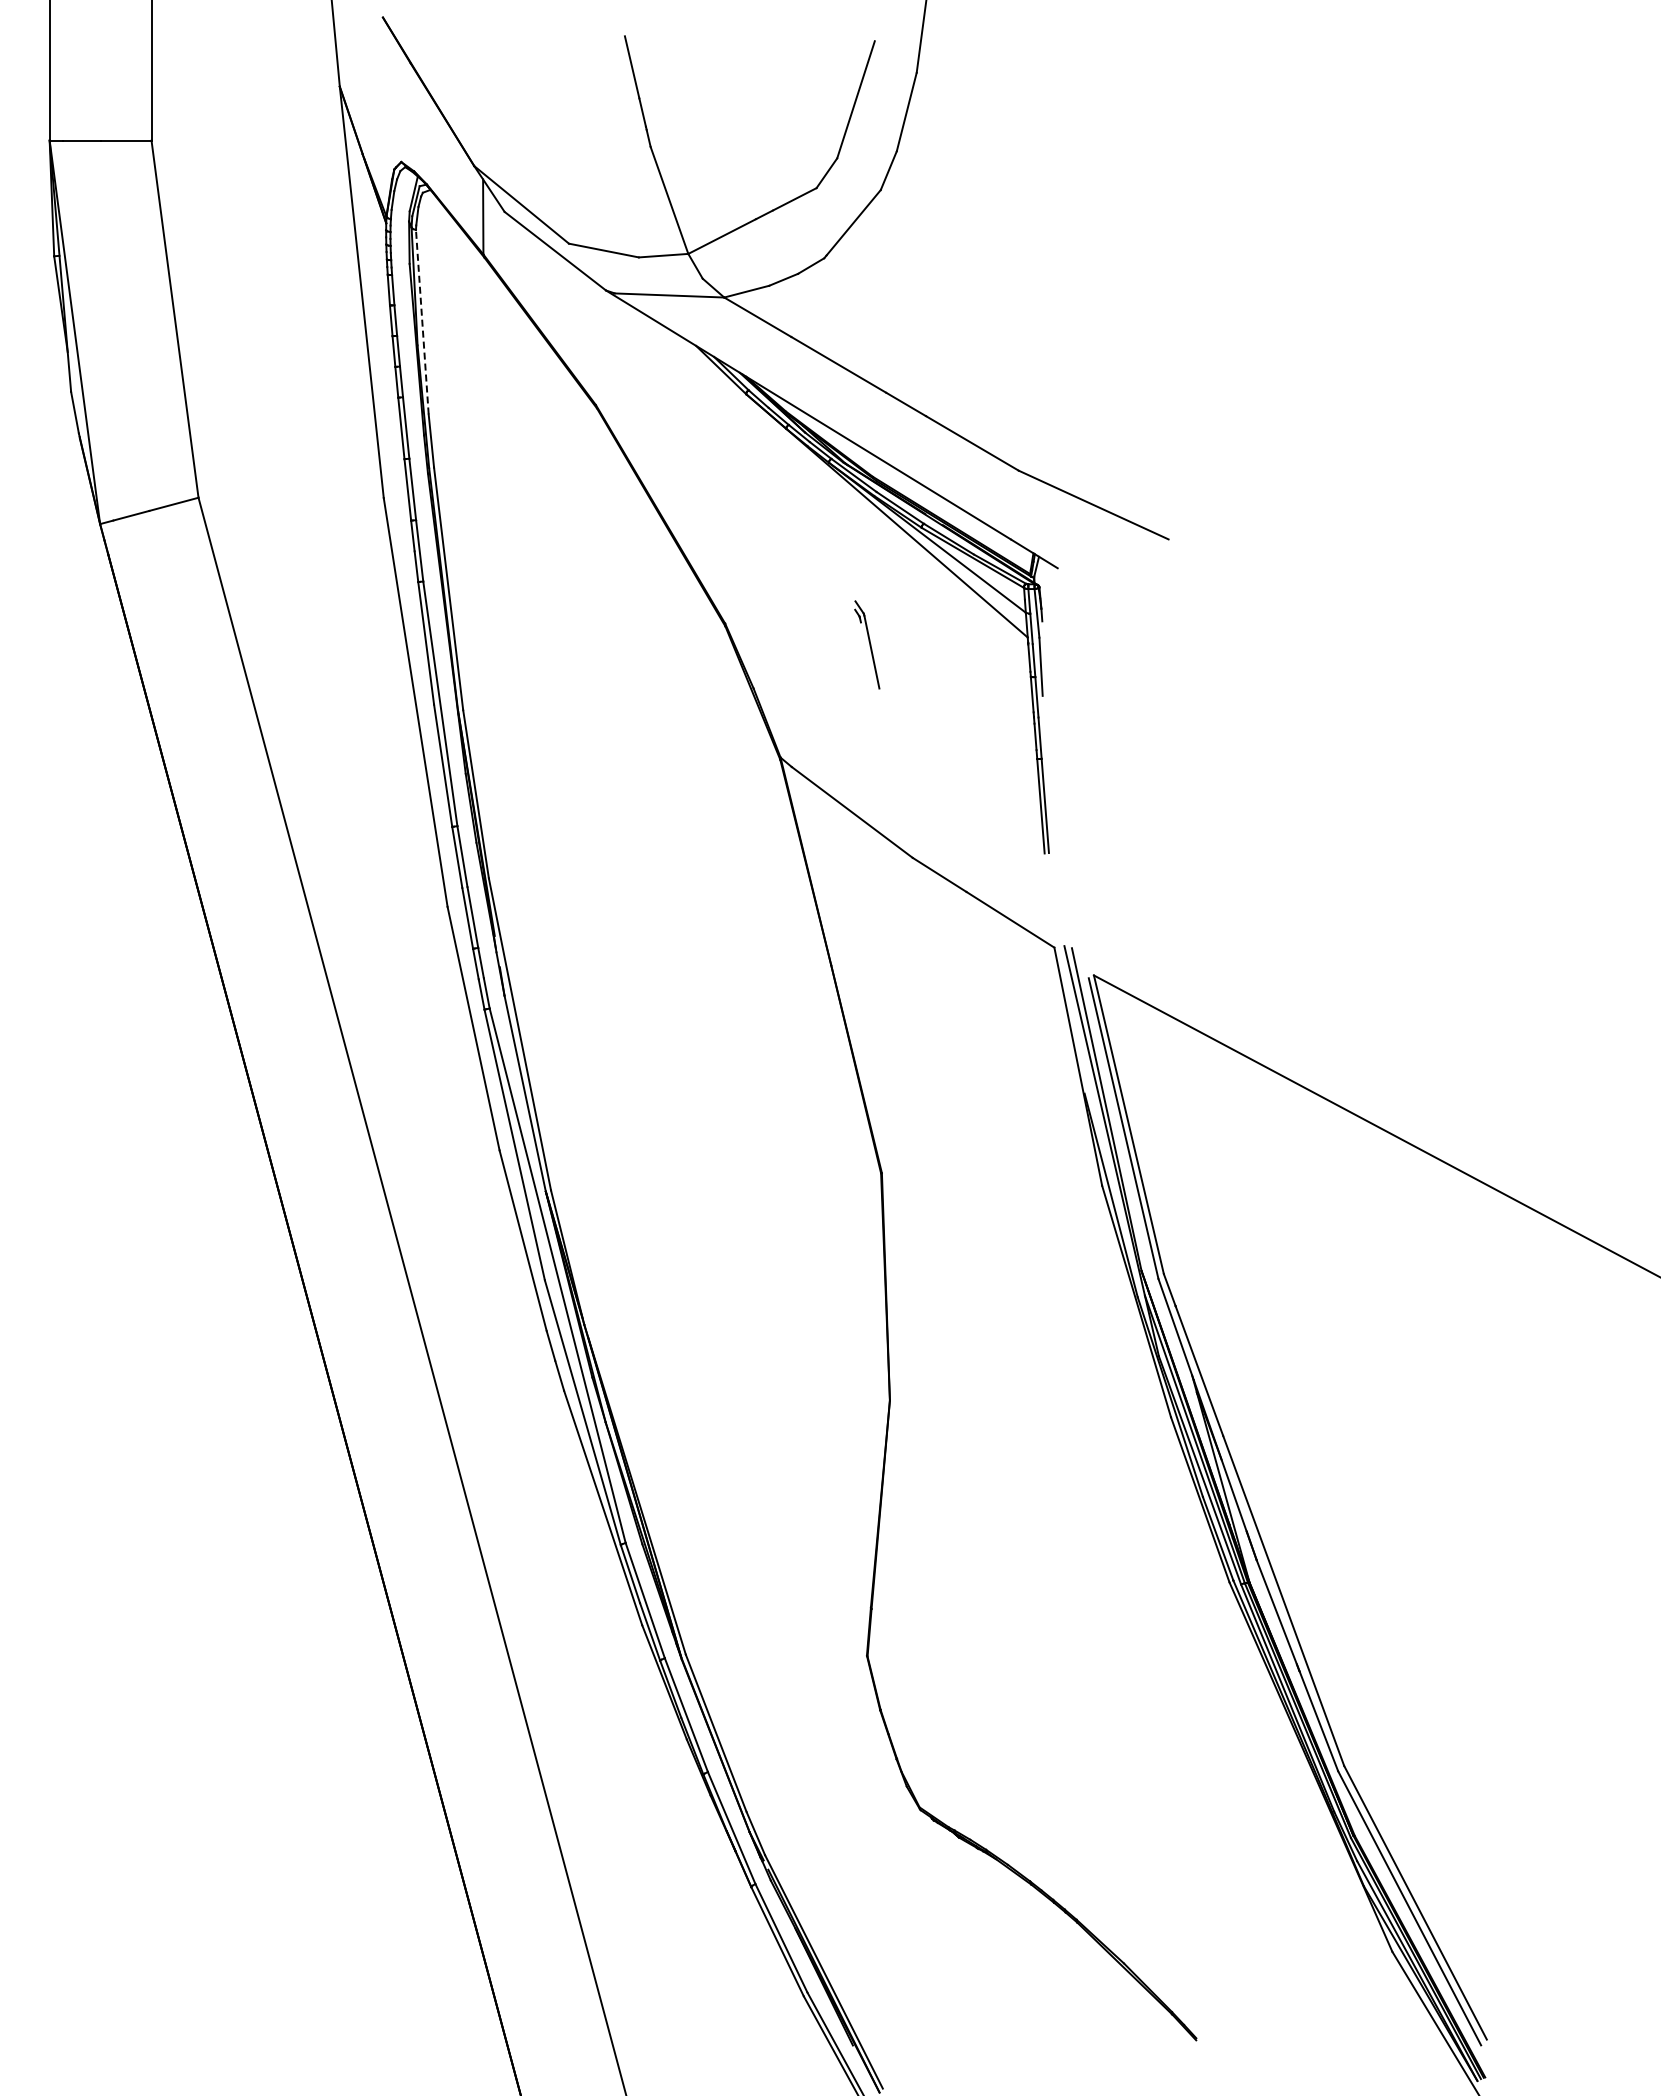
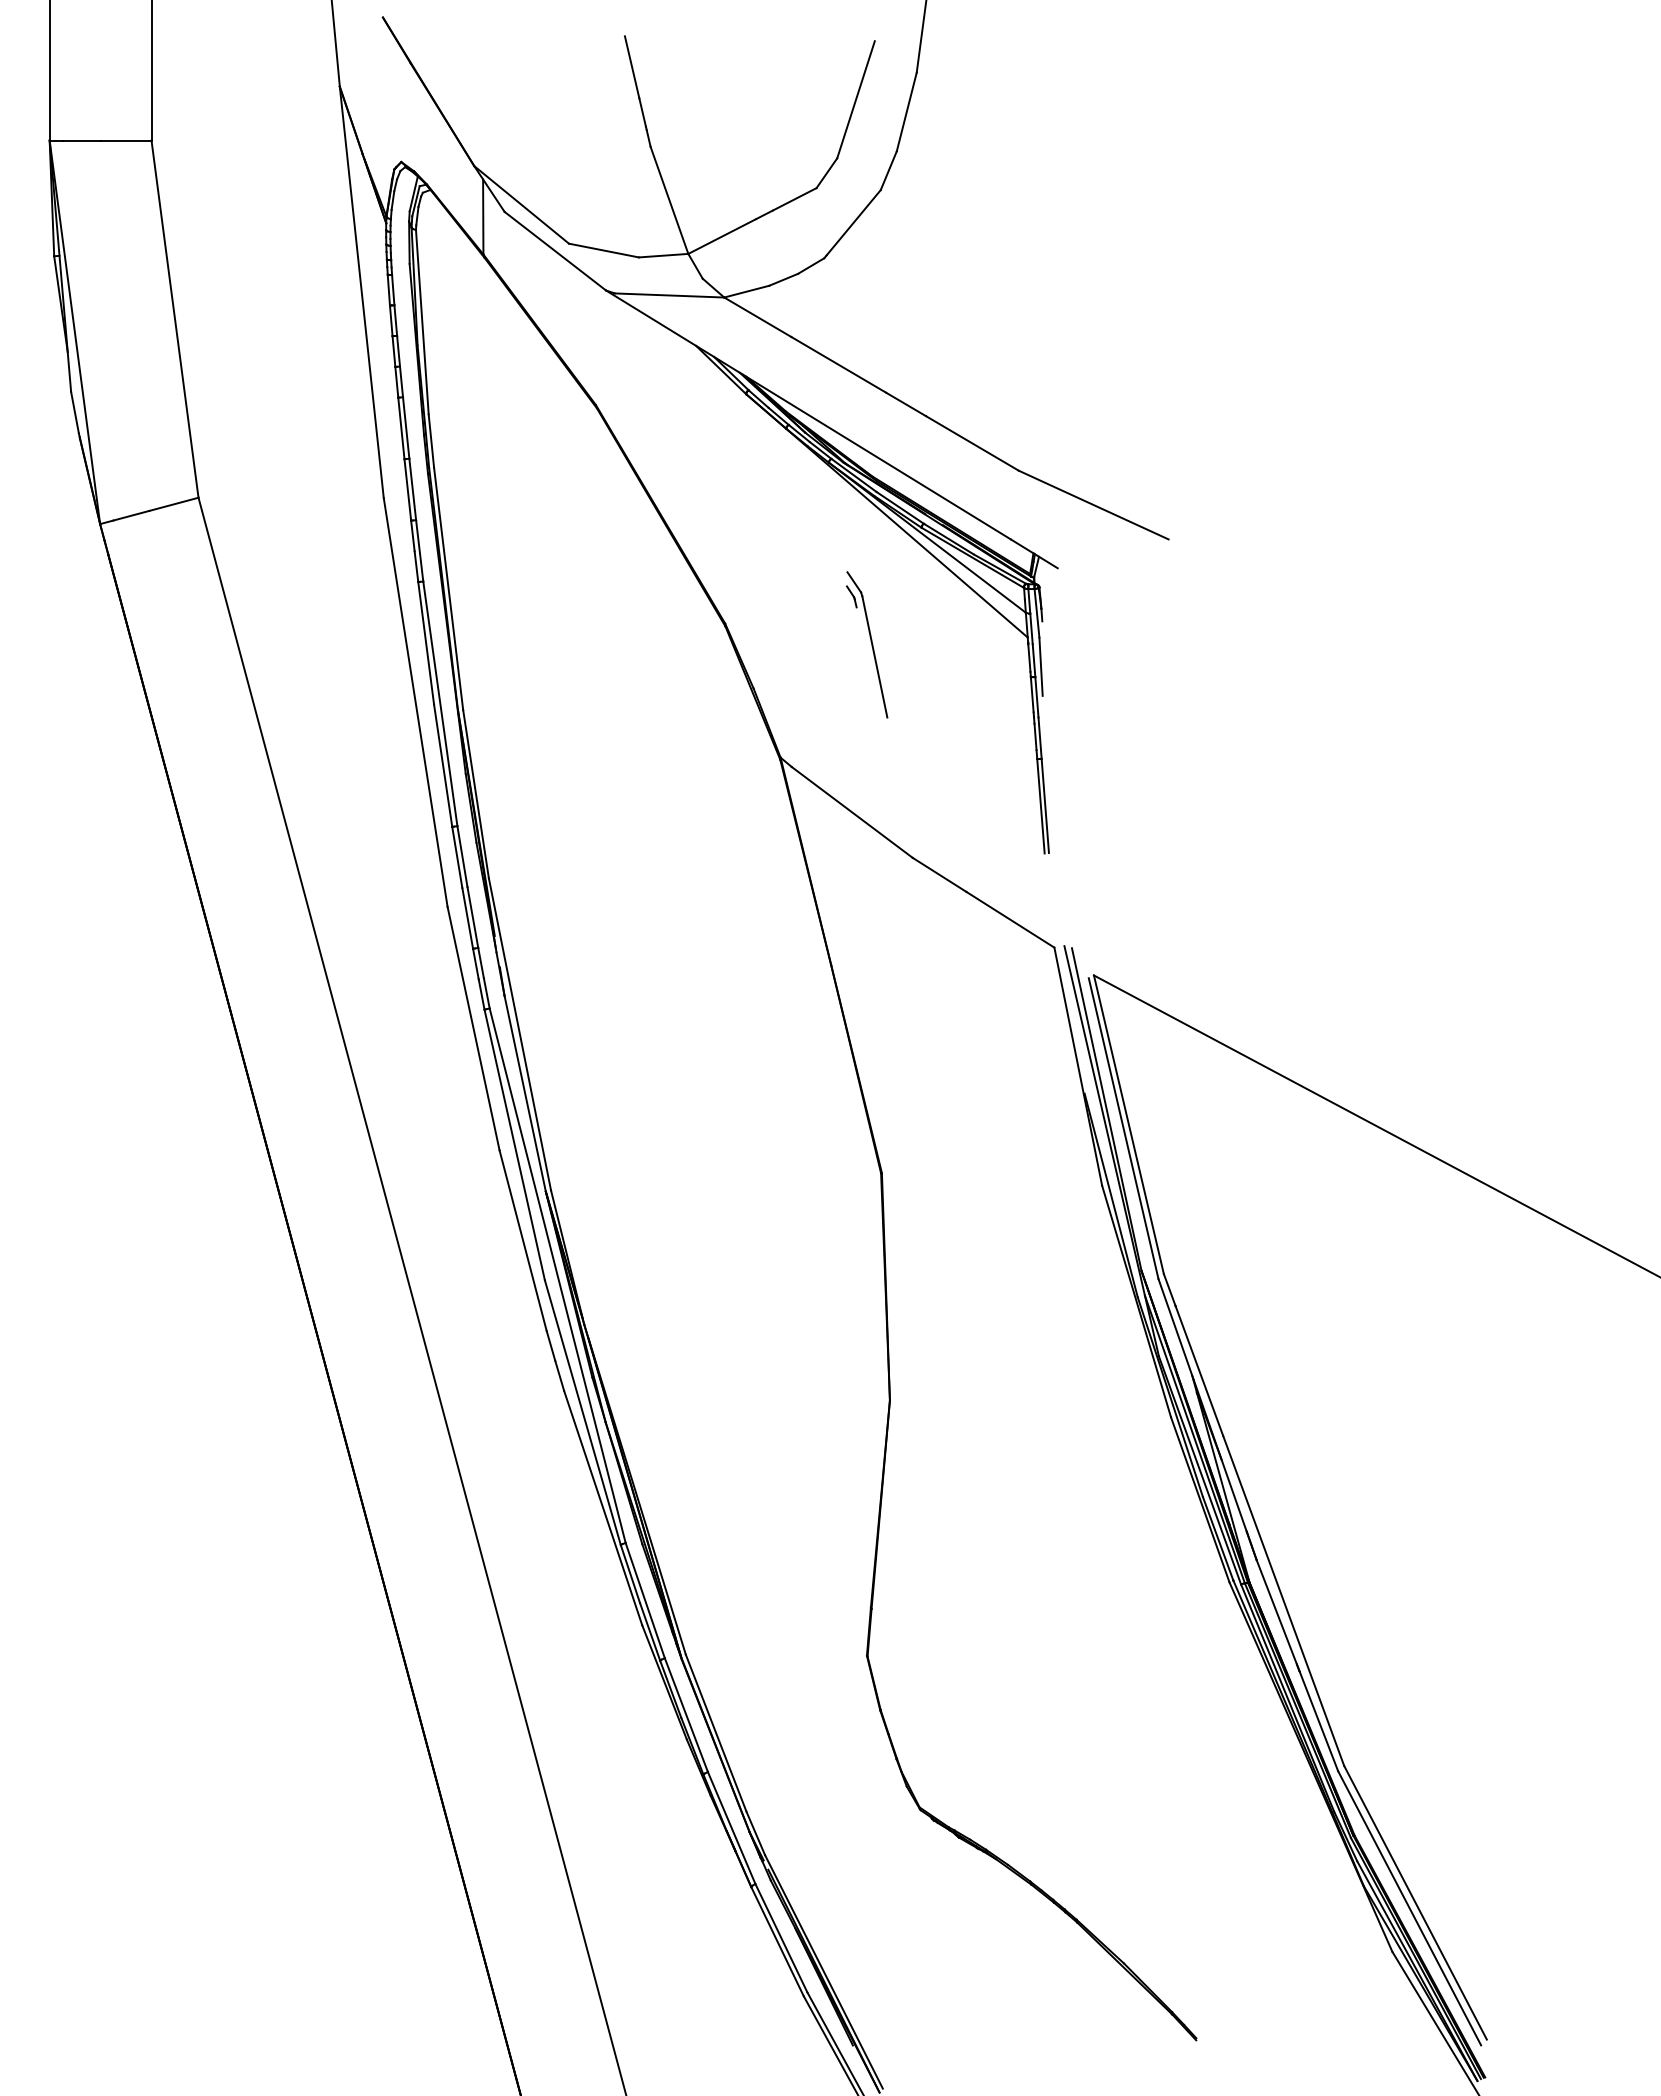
line: dashed -> solid (422, 321)
part size: 27x90 px -> 43x148 px (867, 644)
